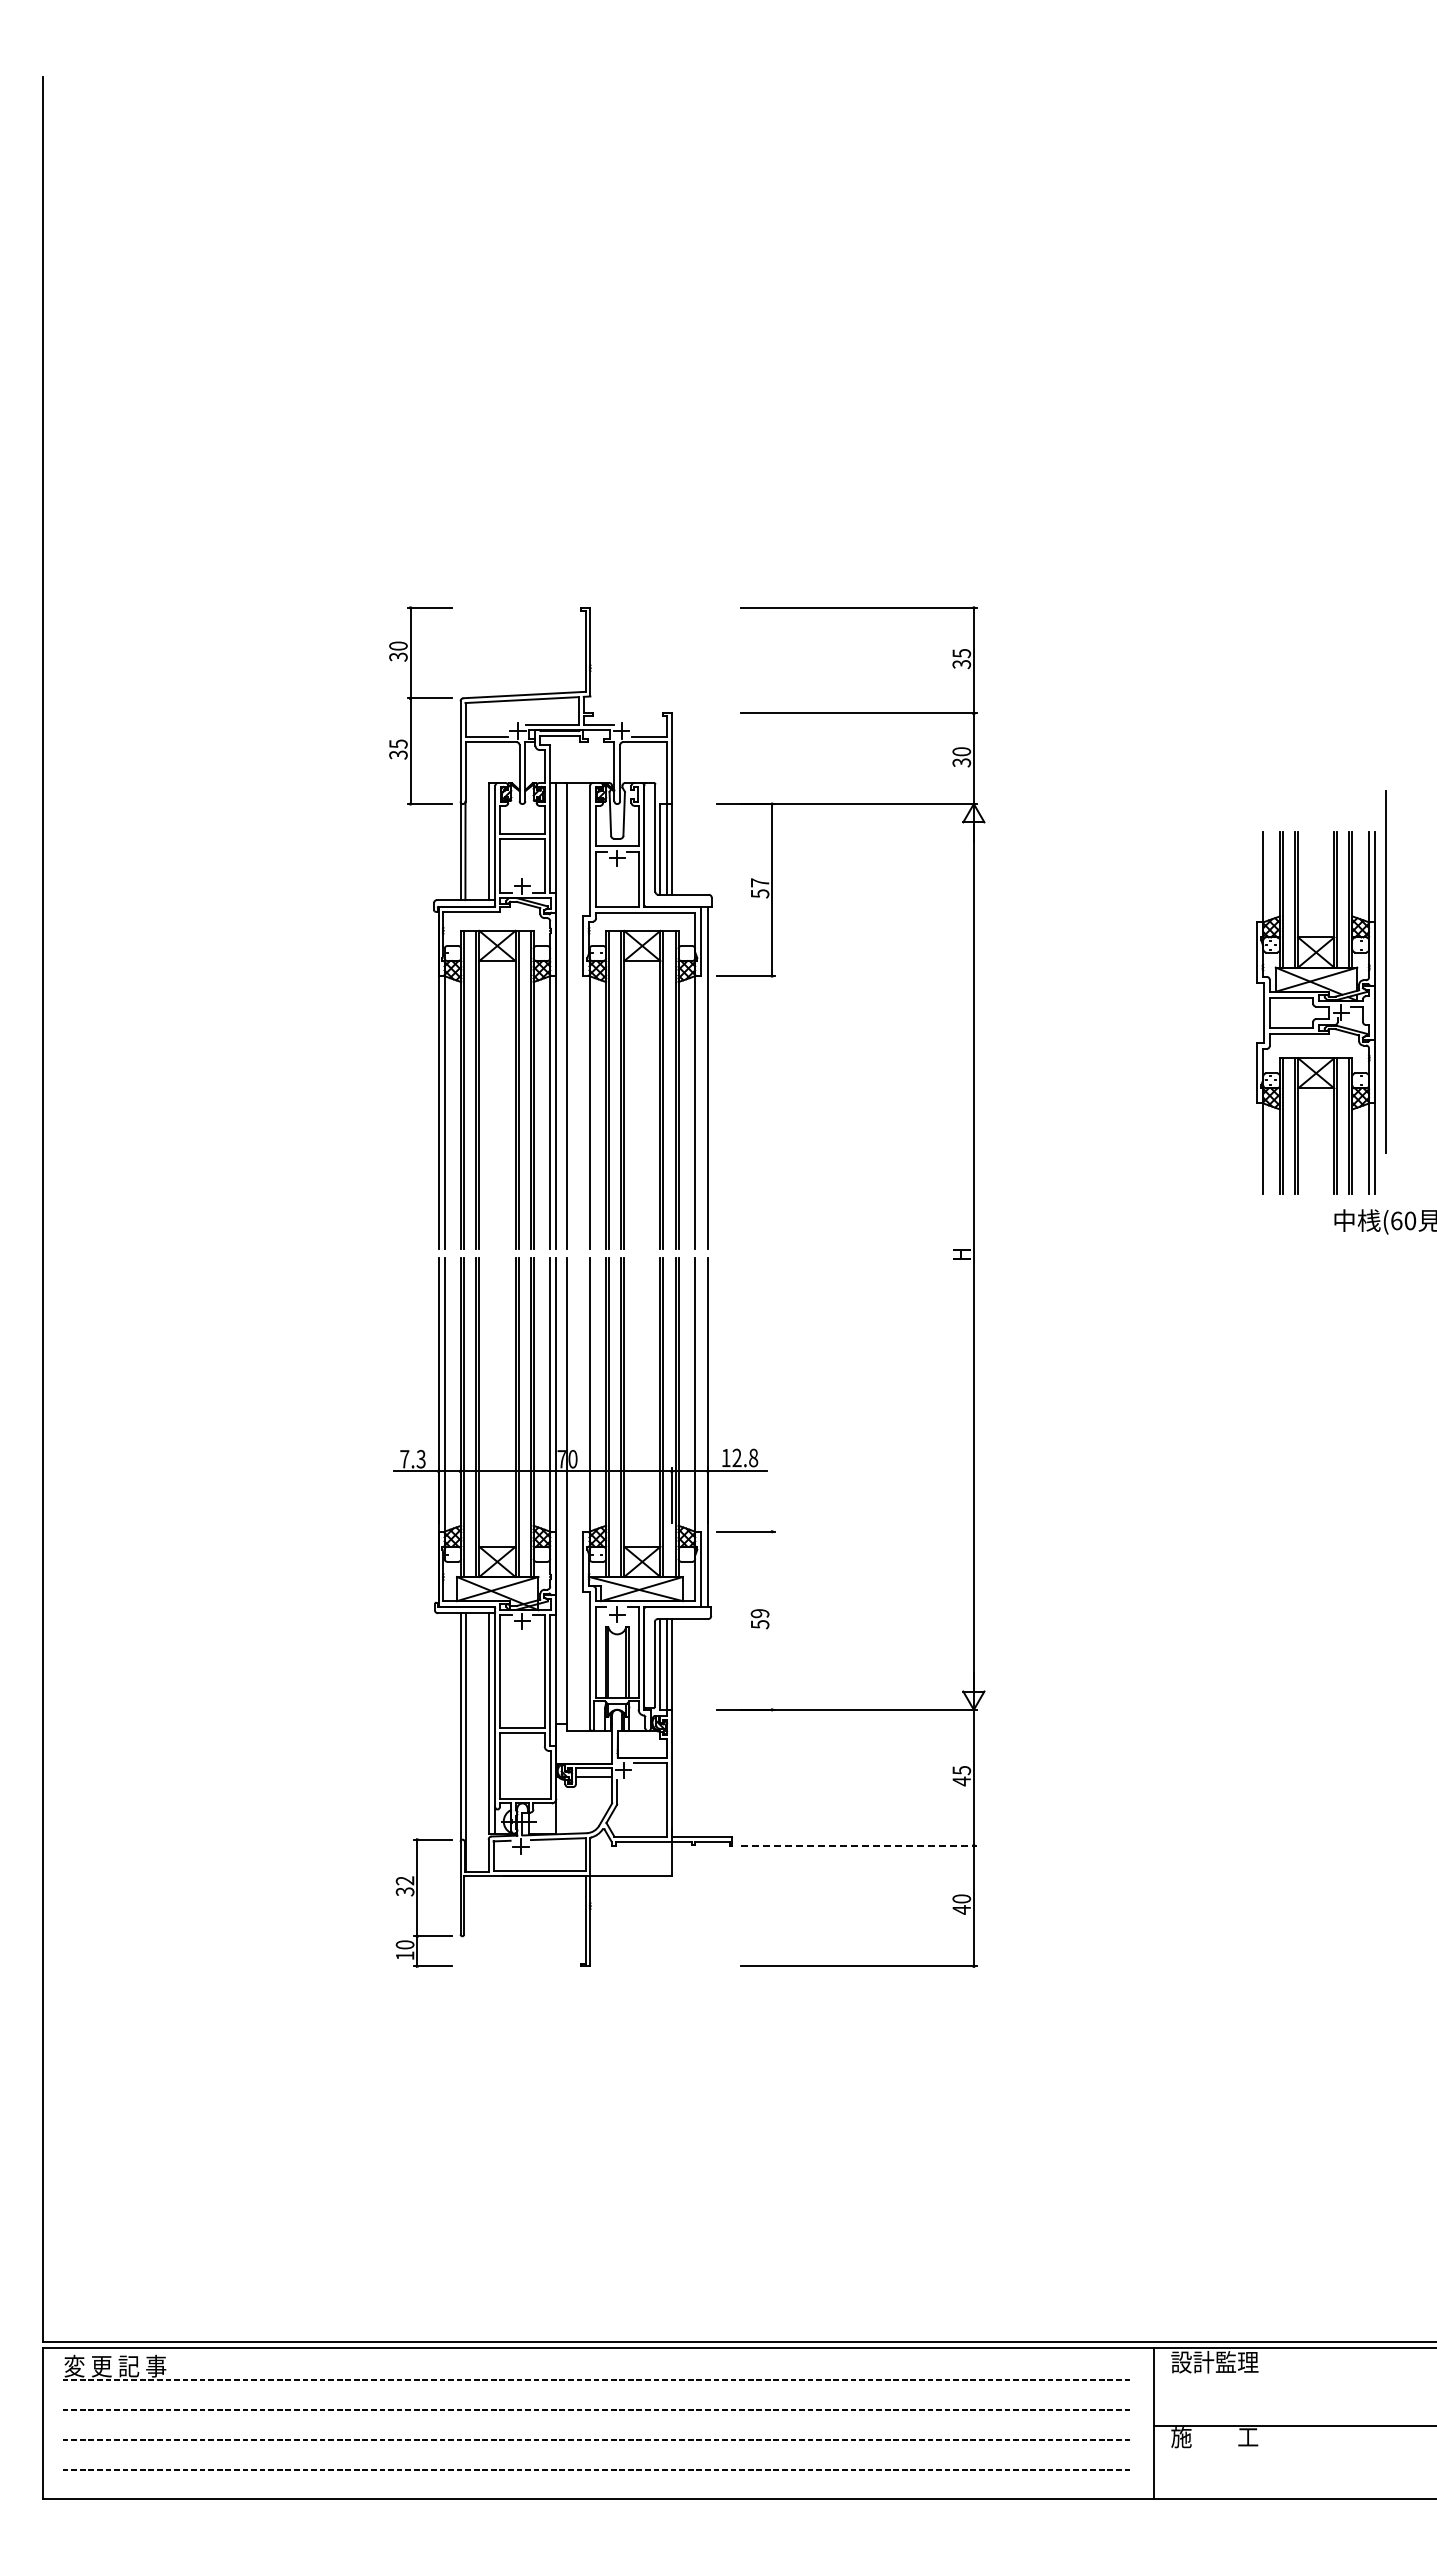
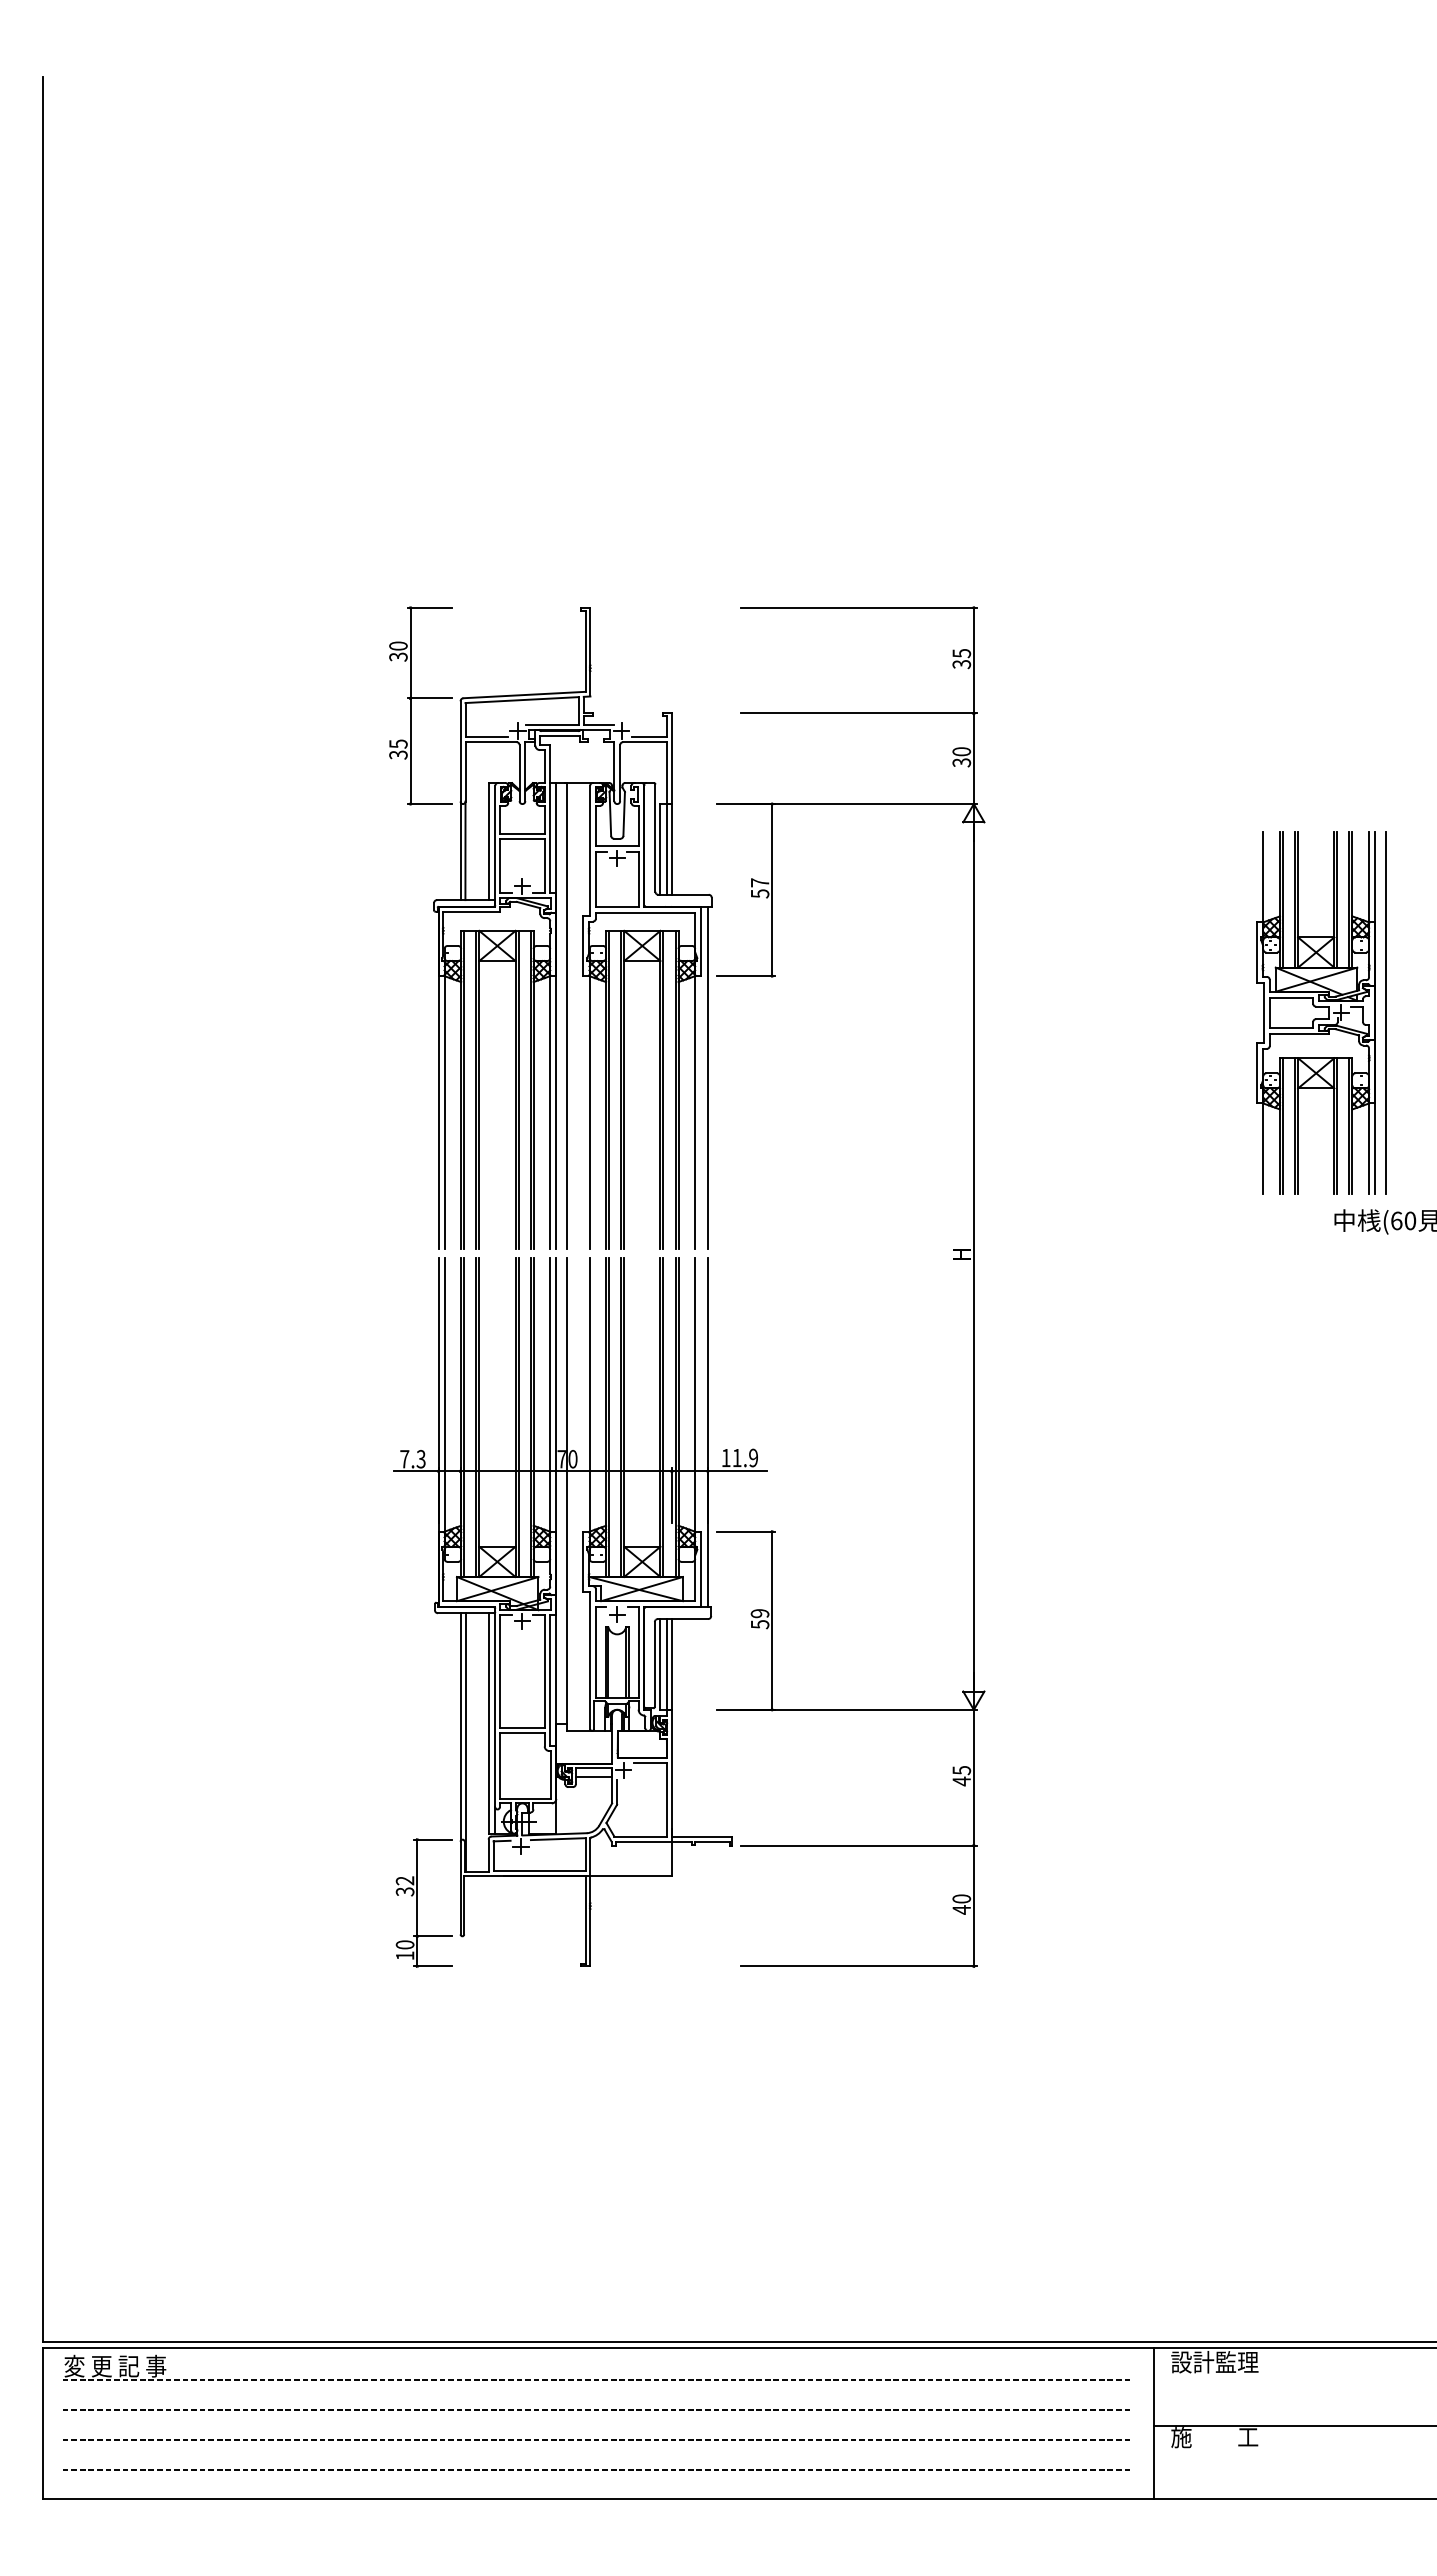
line position: (1385, 971) -> (1385, 1012) (1385, 1012)
text: 12.8 -> 11.9 (745, 1457)
line: none -> present (772, 1620)
line: dashed -> solid (859, 1845)
